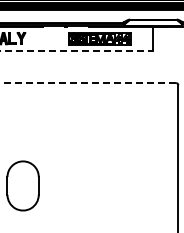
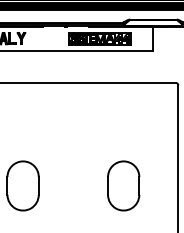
line: dashed -> solid (77, 51)
line: dashed -> solid (88, 83)
part: none -> present (123, 185)
